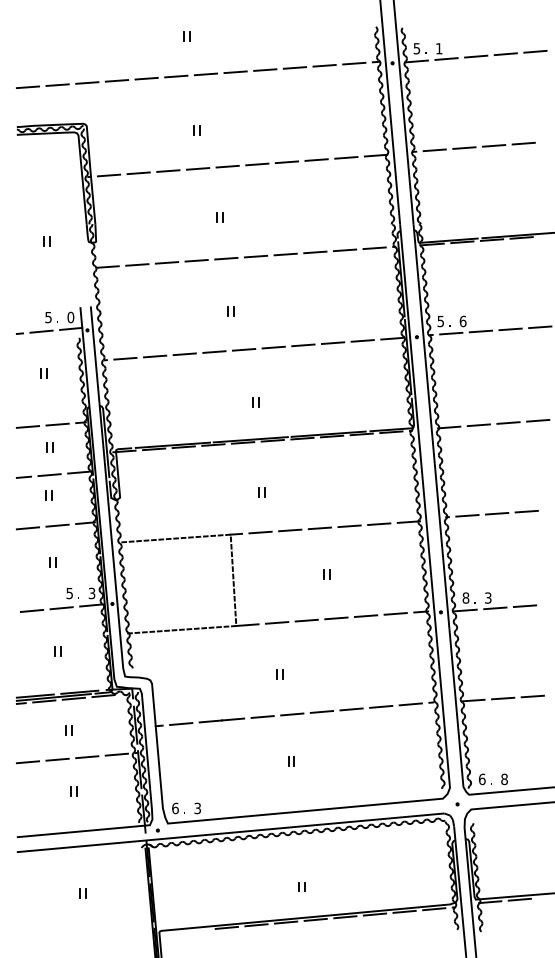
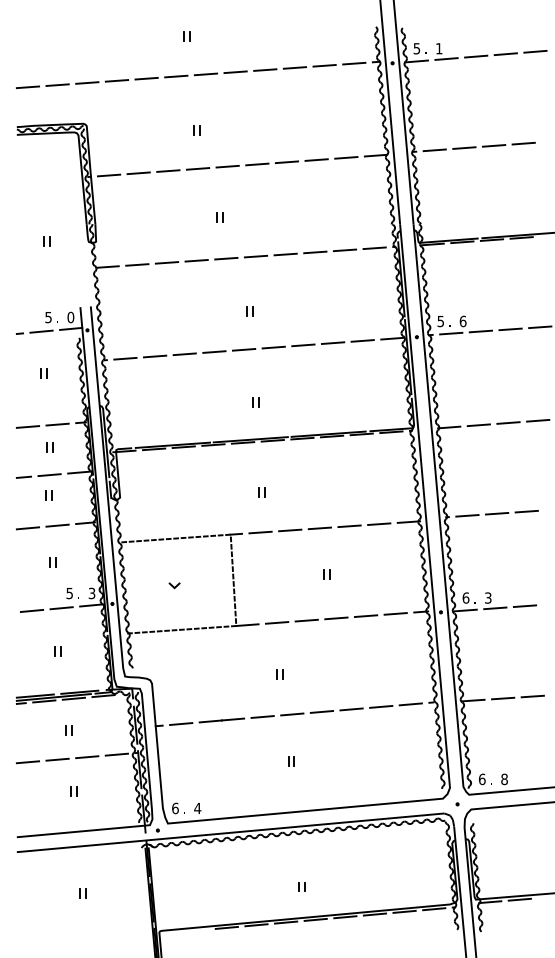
part position: (230, 311) -> (249, 311) (249, 311)
line: none -> present (173, 585)
text: 8 -> 6 (465, 597)
text: 3 -> 4 (197, 808)
